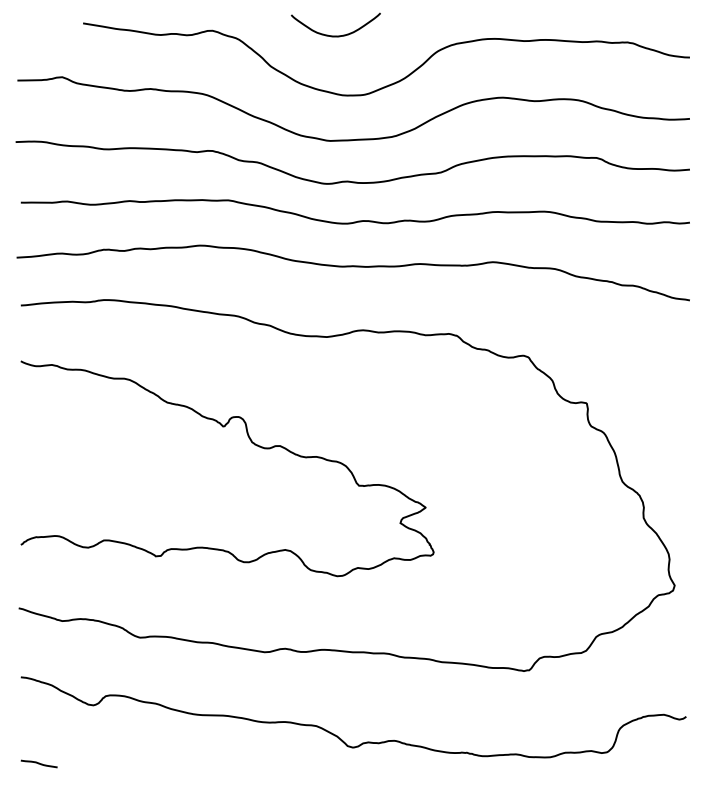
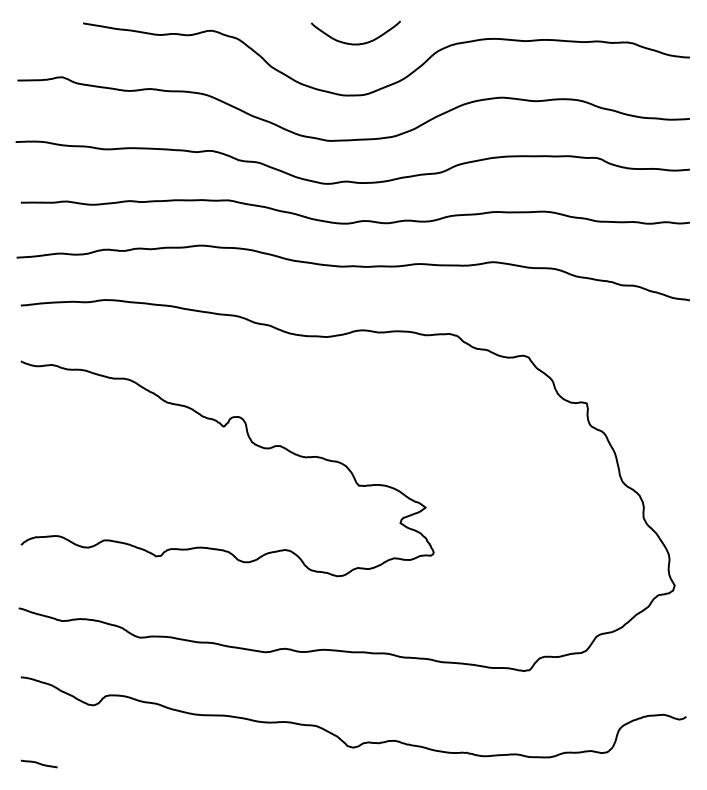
curve position: (335, 35) -> (355, 43) (355, 43)
